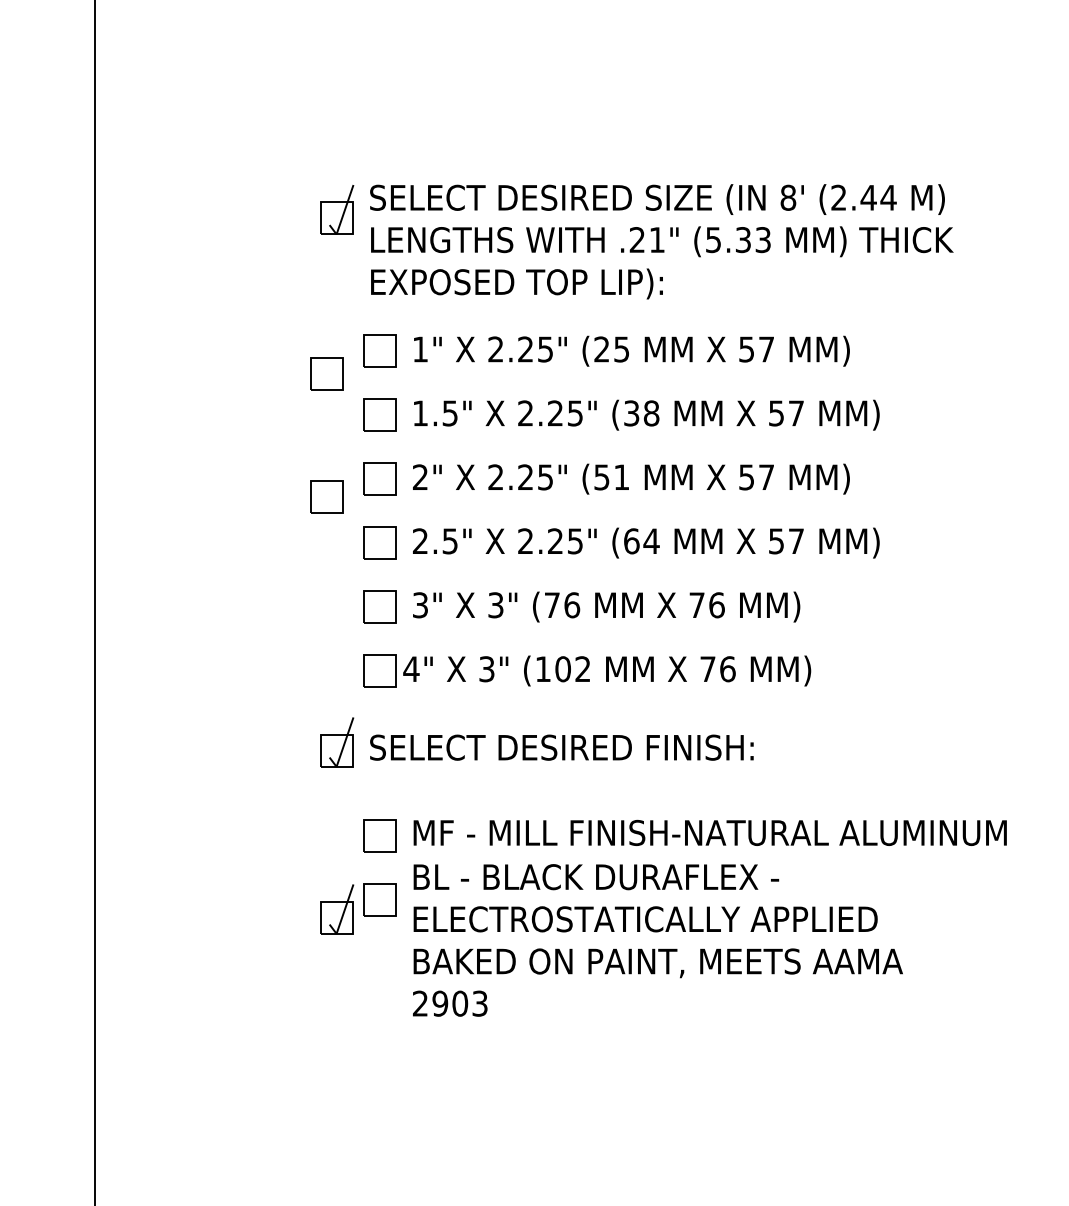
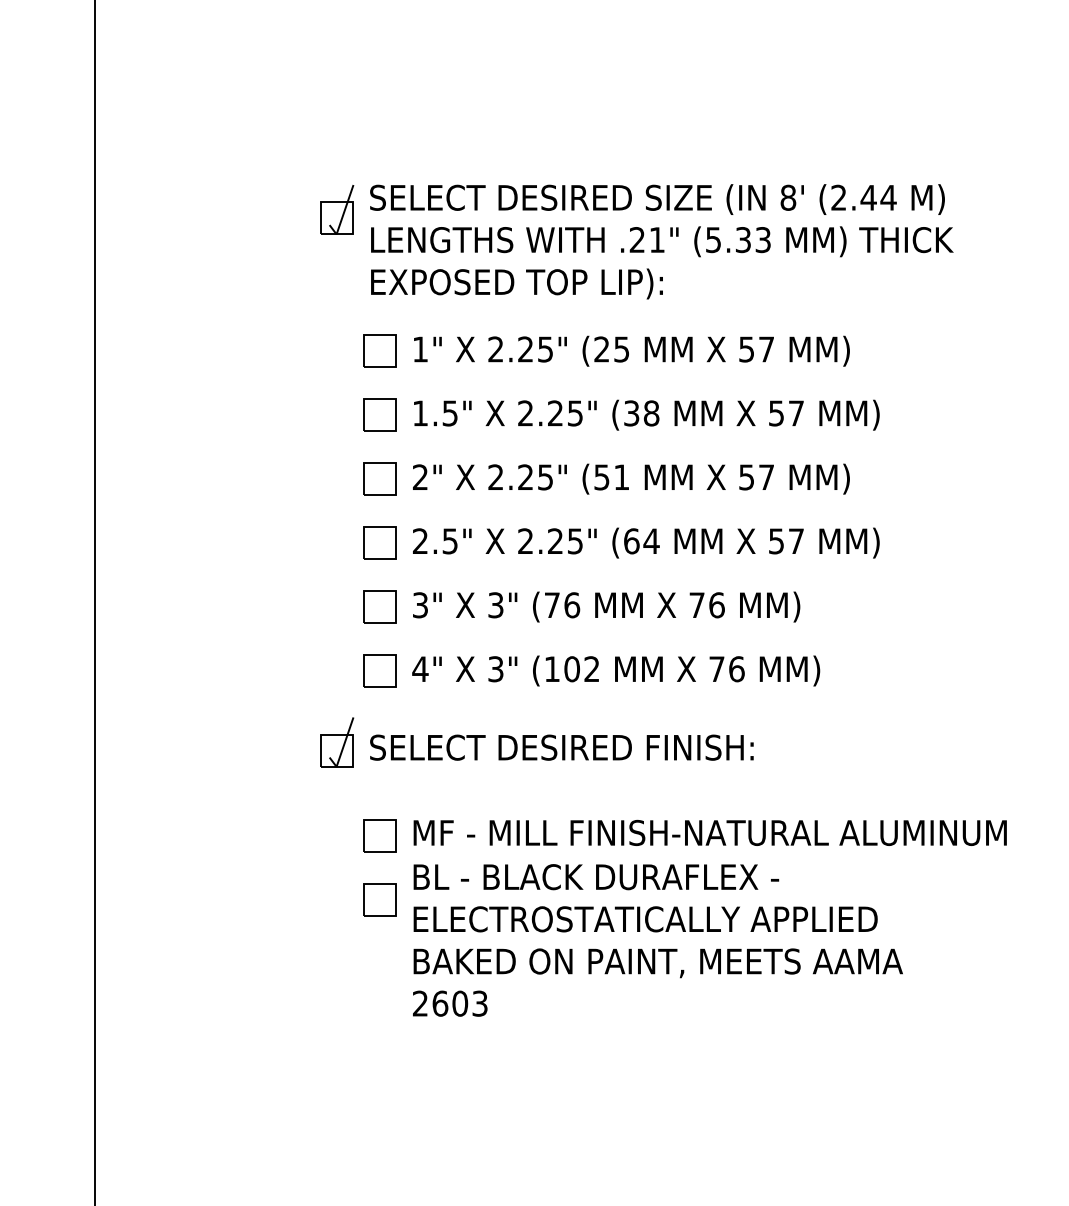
part: present -> none (326, 373)
part: present -> none (326, 496)
text position: (607, 670) -> (616, 670) (616, 670)
part: present -> none (337, 909)
text: 2903 -> 2603 (440, 1003)
